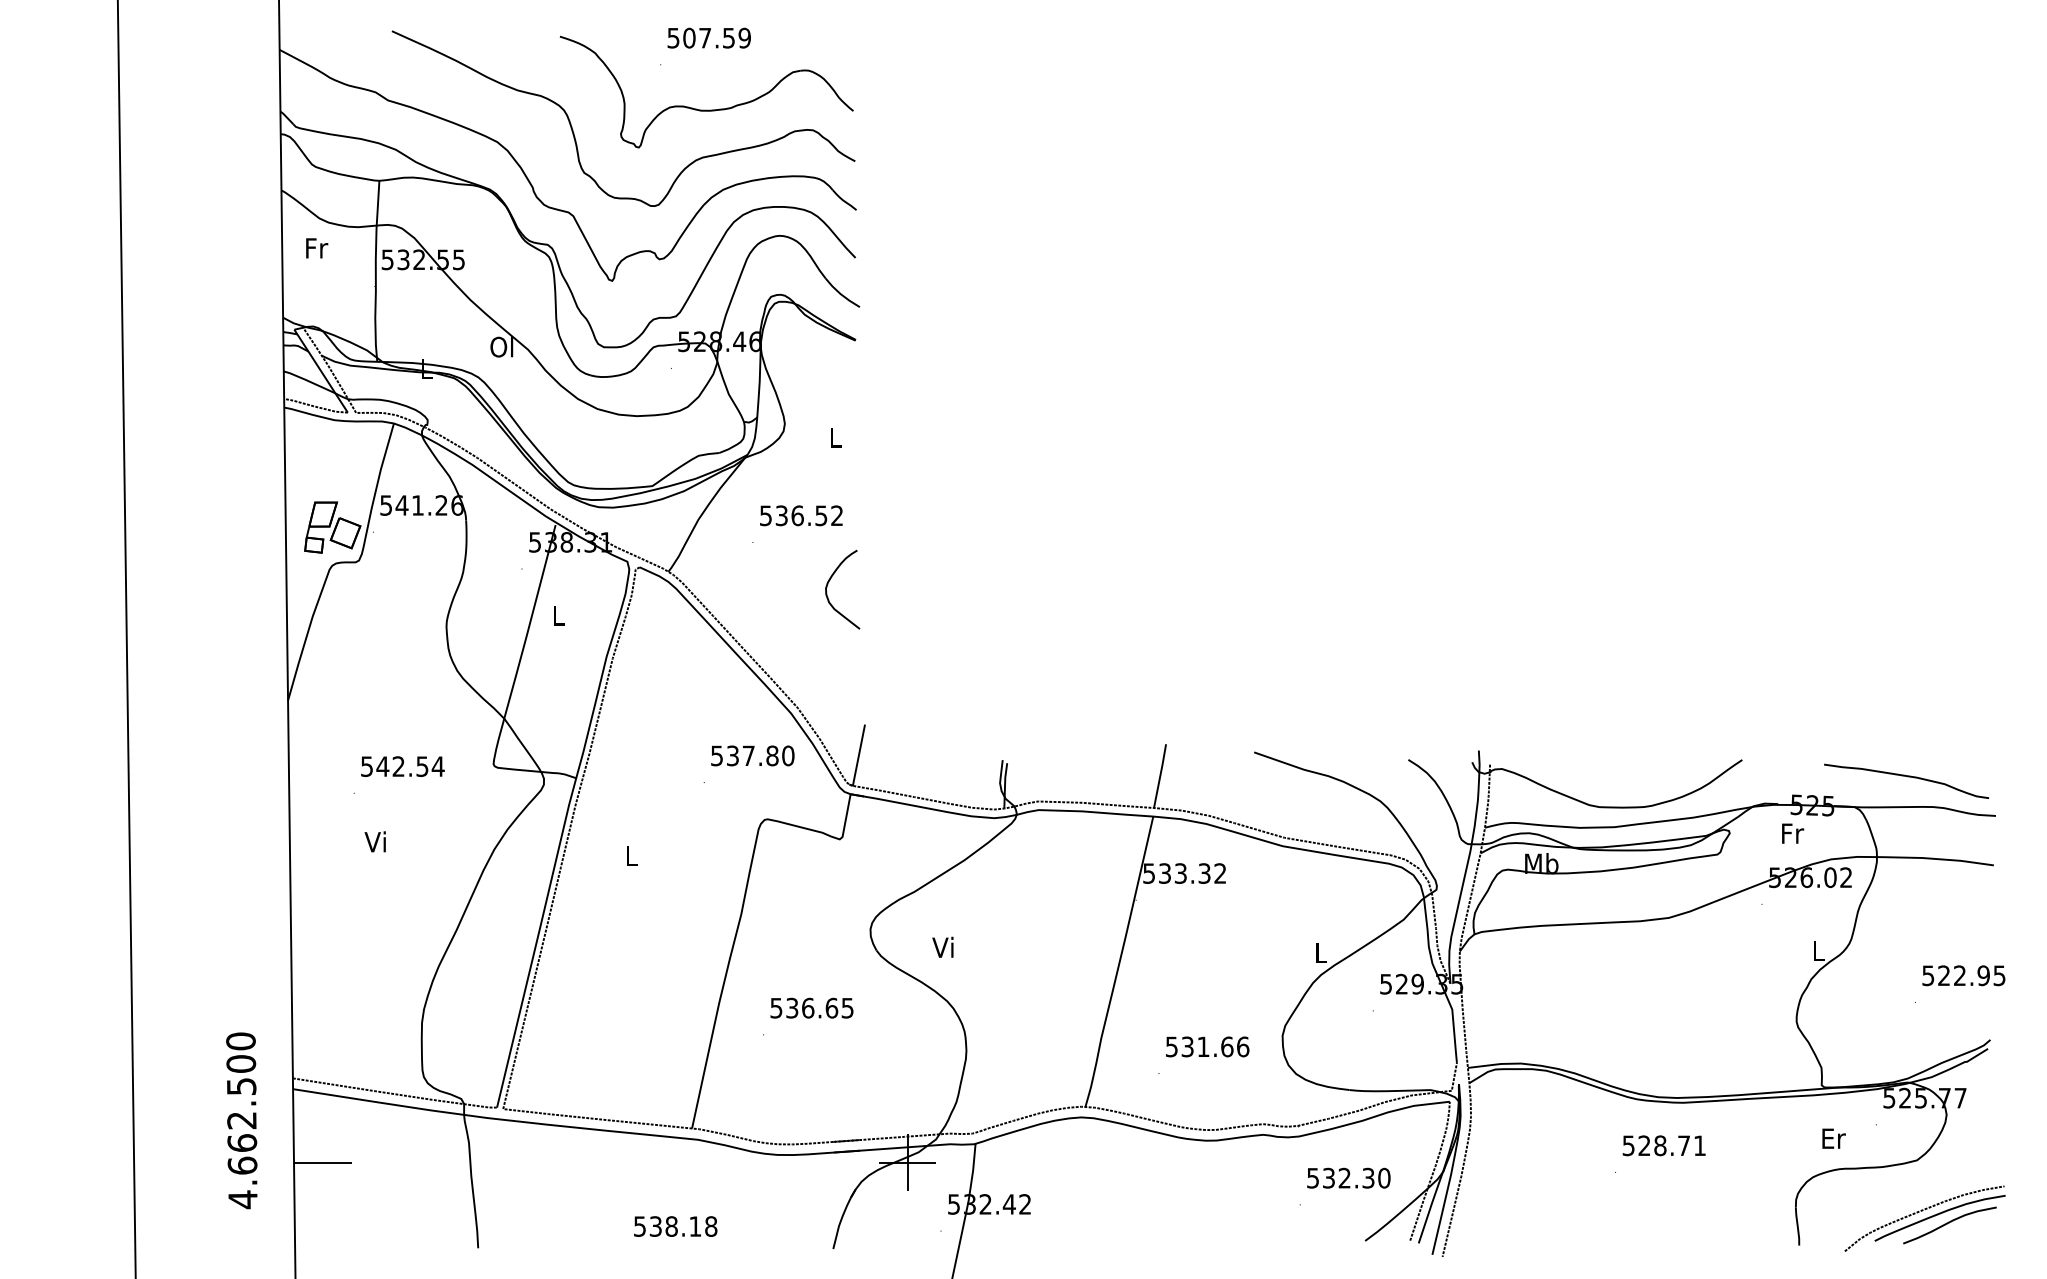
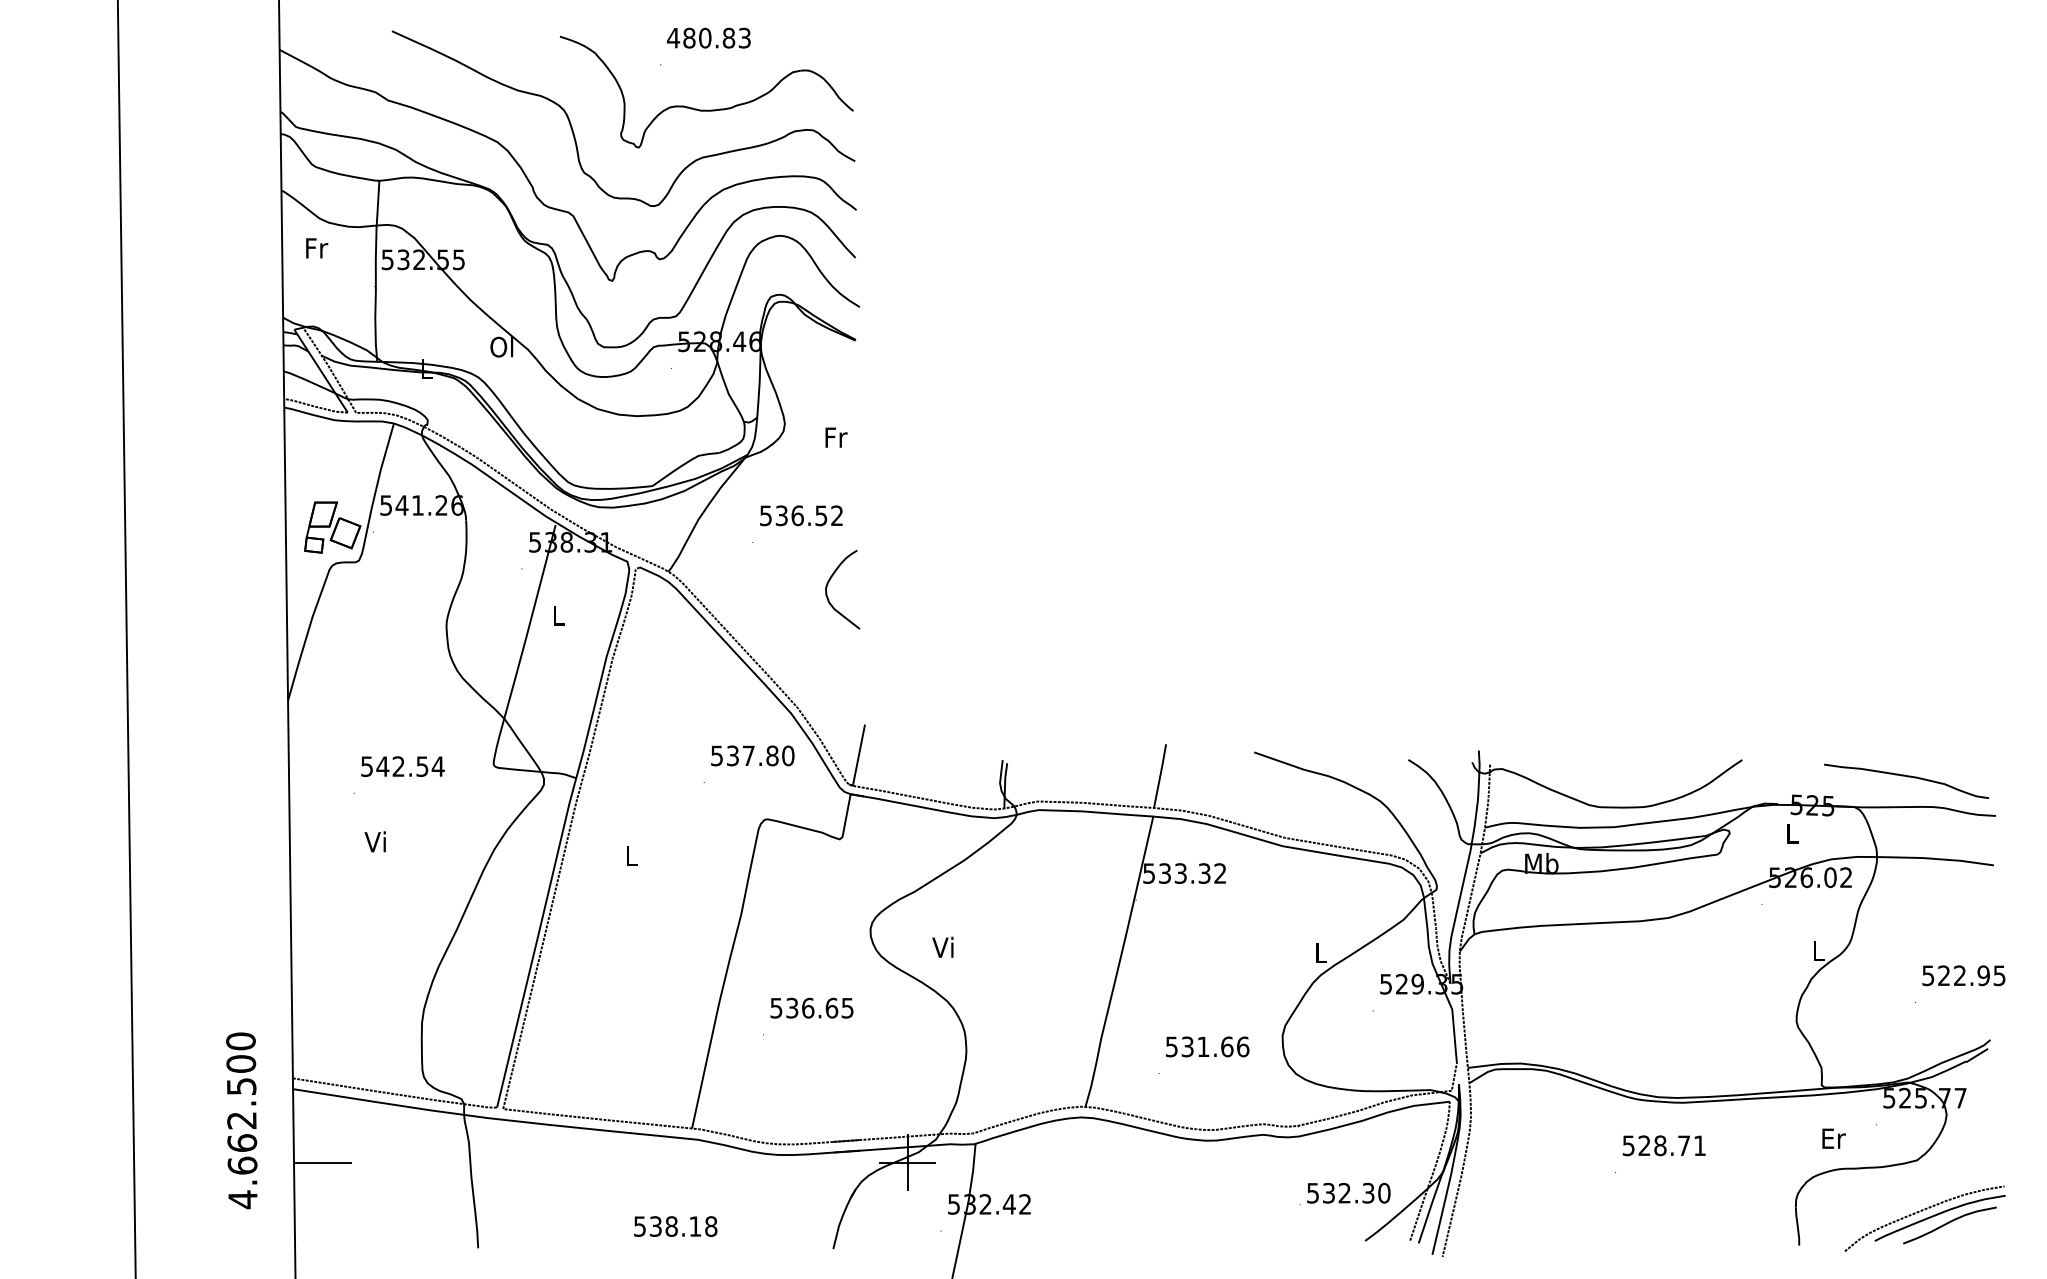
text: 507.59 -> 480.83 (708, 37)
text: L -> Fr (836, 437)
text: Fr -> L (1793, 833)
text position: (1348, 1177) -> (1348, 1192) (1348, 1192)
